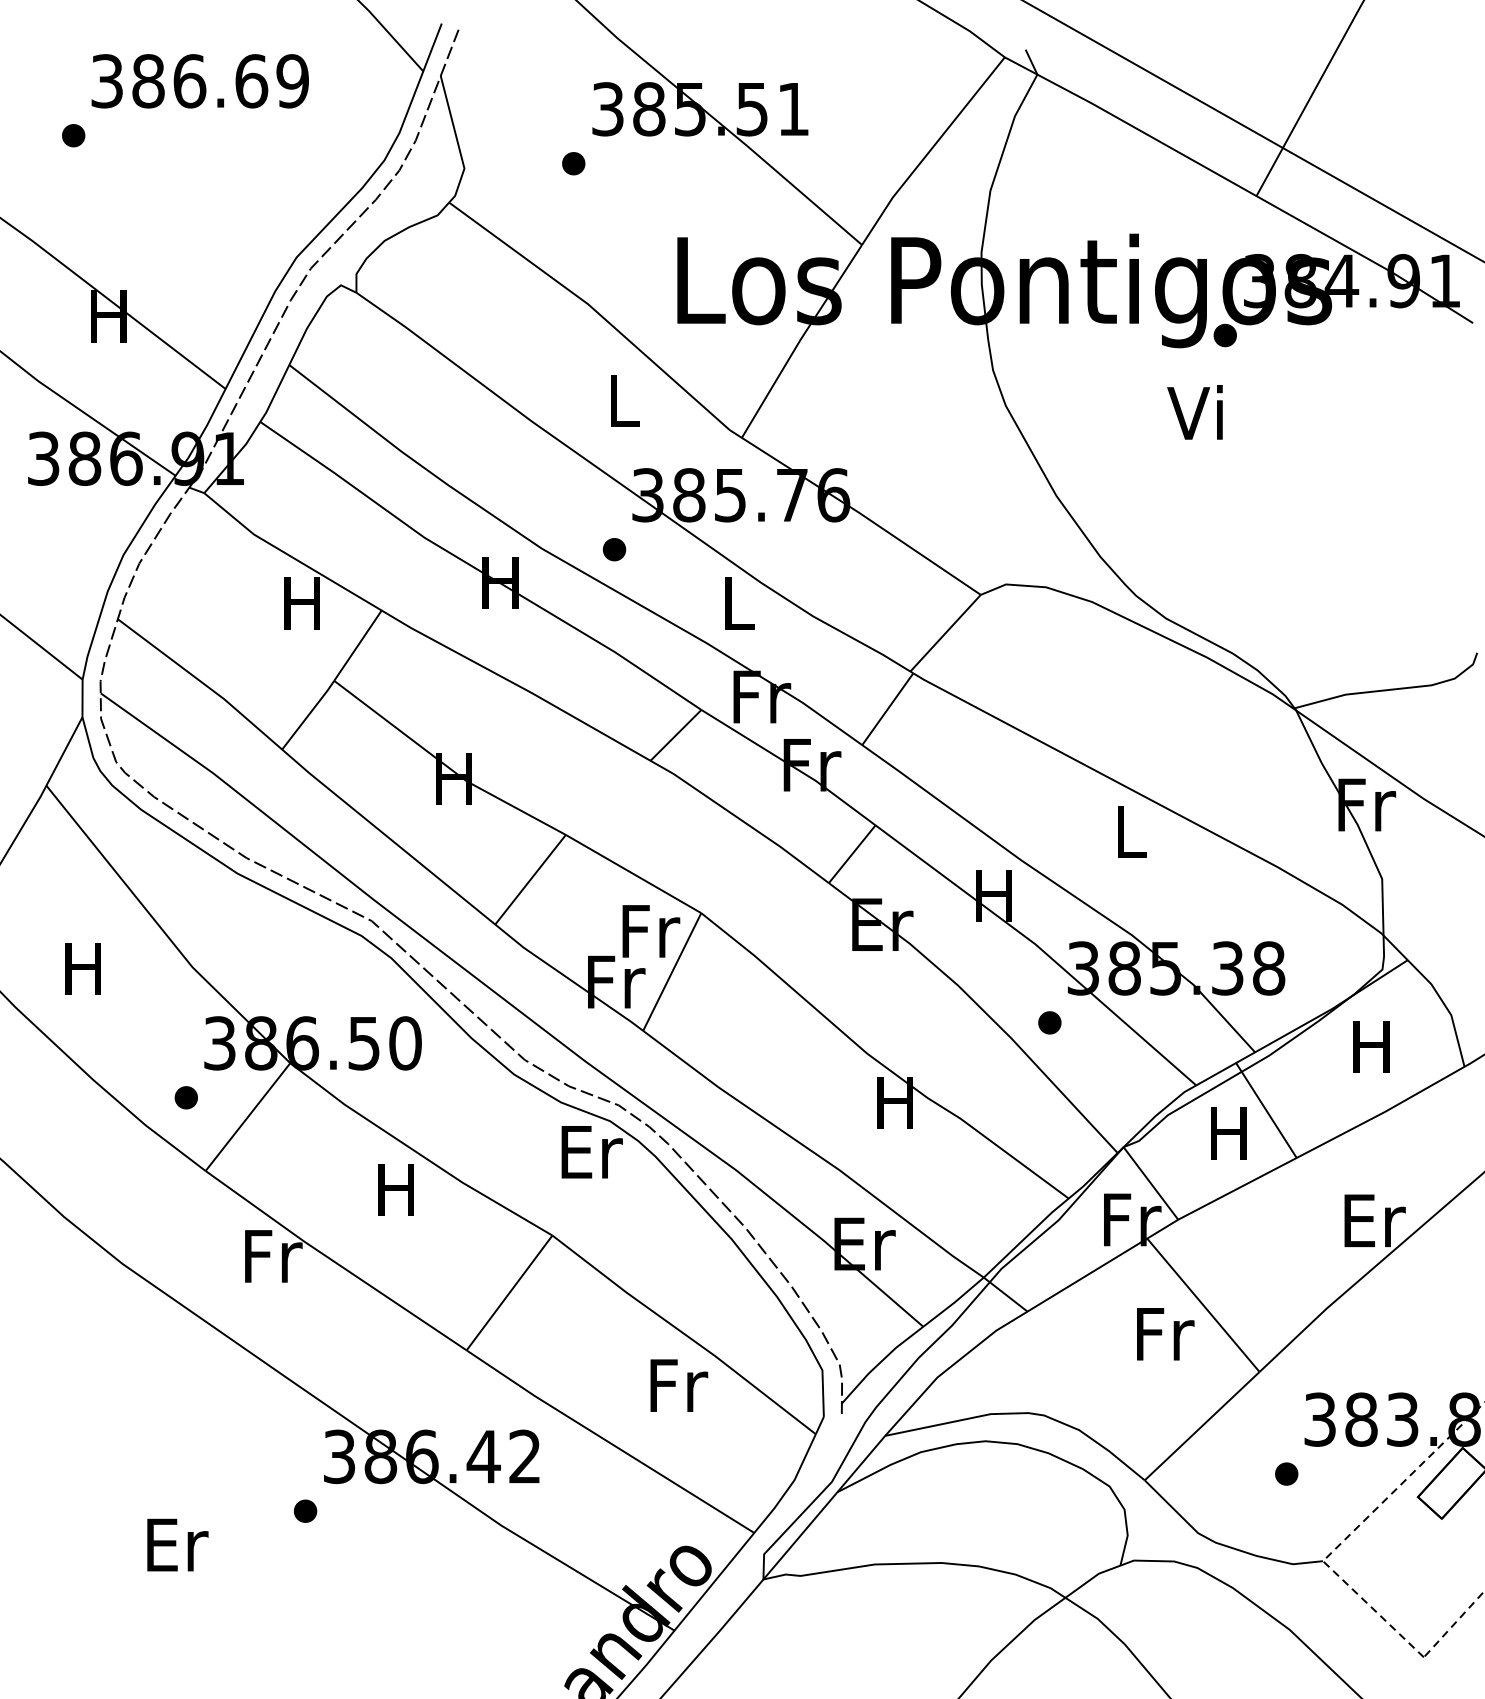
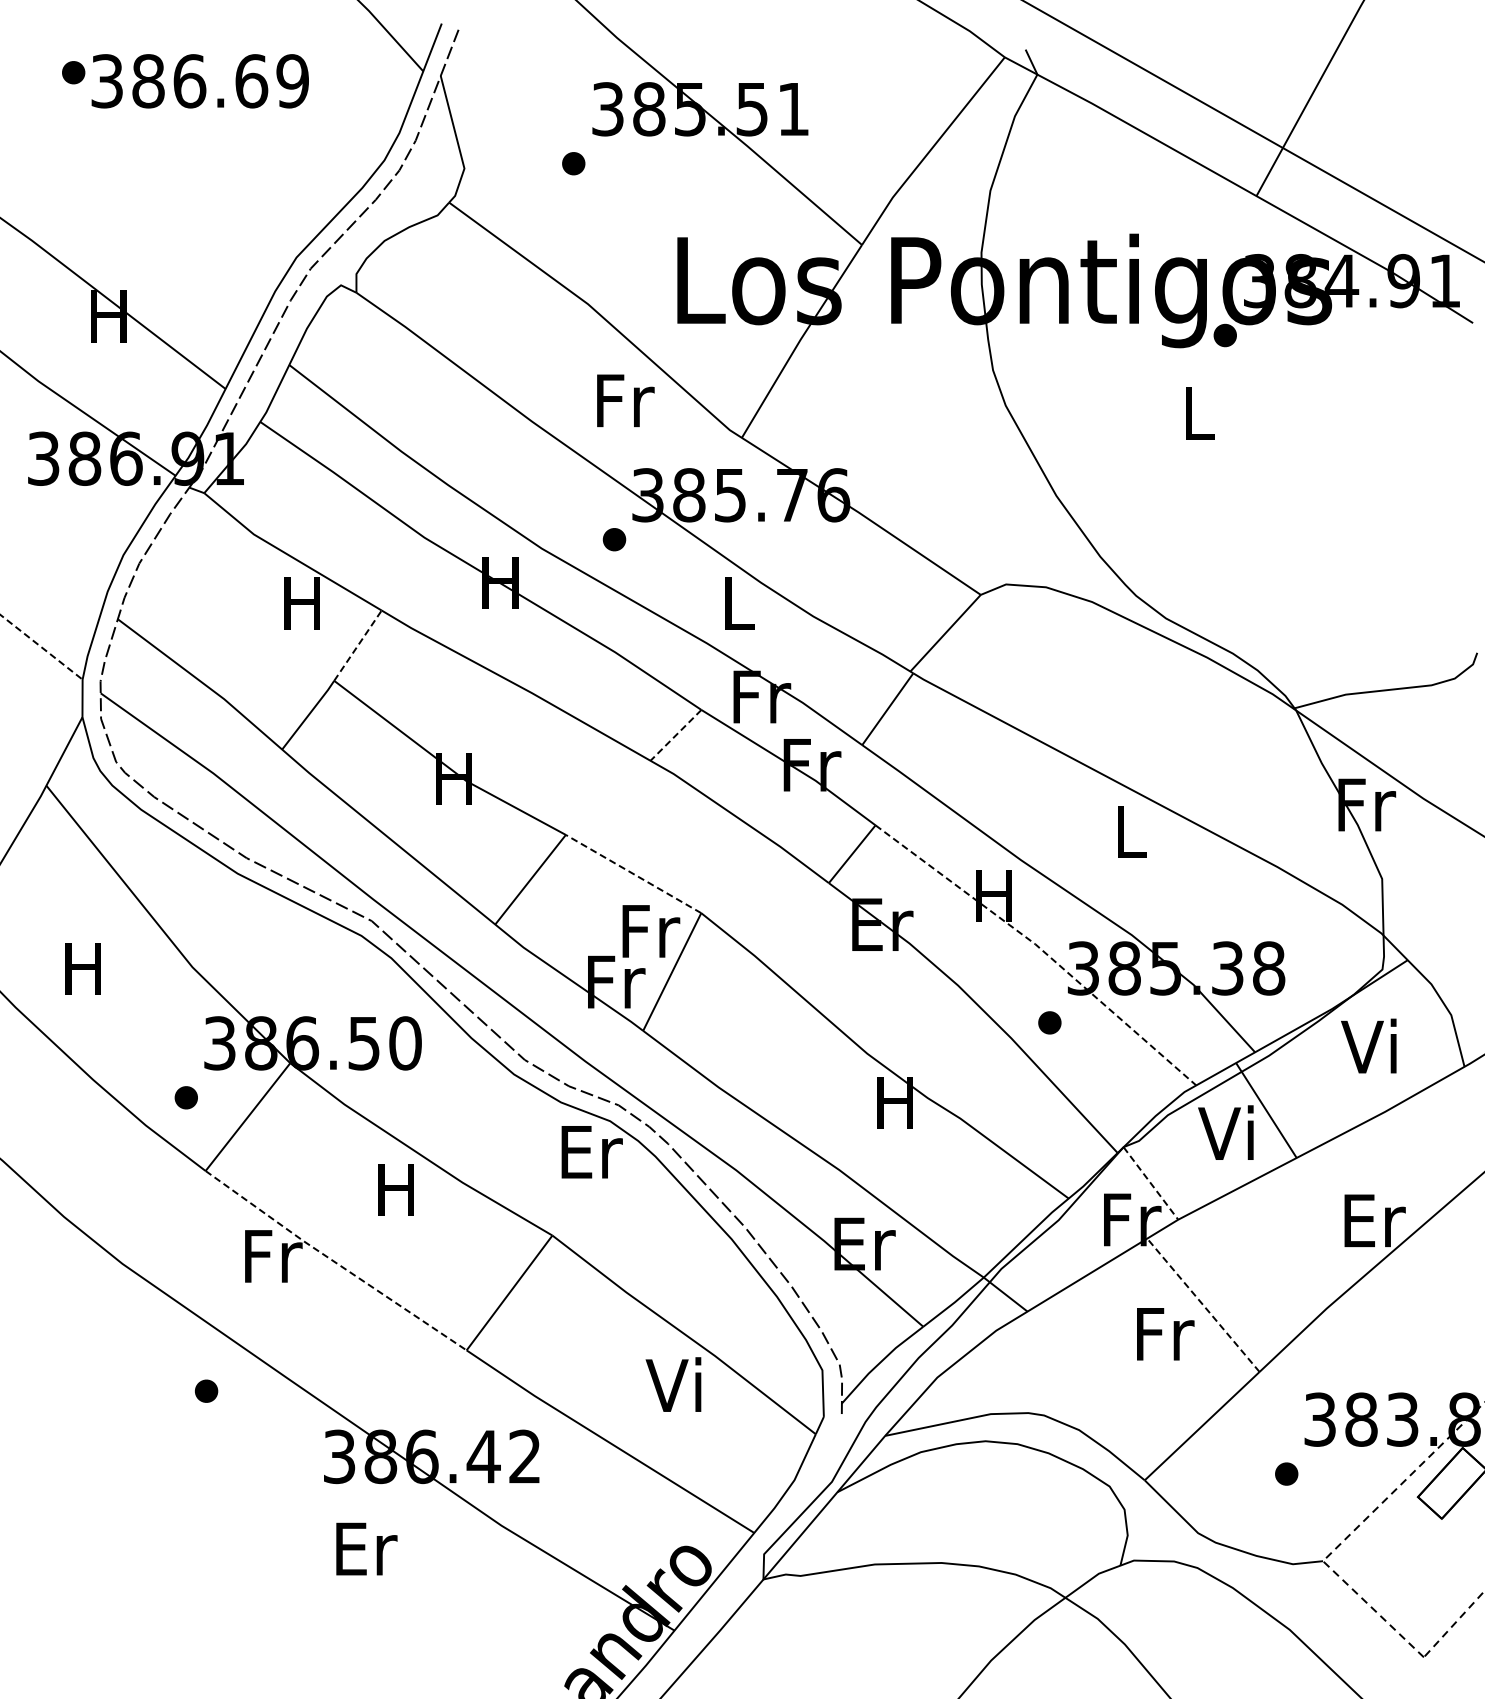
part position: (73, 135) -> (73, 72) (73, 72)
text: L -> Fr (625, 400)
text: Vi -> L (1194, 412)
part position: (614, 549) -> (614, 539) (614, 539)
line: solid -> dashed (358, 645)
line: solid -> dashed (41, 647)
line: solid -> dashed (676, 735)
line: solid -> dashed (633, 873)
line: solid -> dashed (1040, 948)
text: H -> Vi (1368, 1045)
text: H -> Vi (1225, 1132)
line: solid -> dashed (1151, 1183)
line: solid -> dashed (334, 1262)
line: solid -> dashed (1203, 1304)
text: Fr -> Vi (676, 1384)
part position: (305, 1510) -> (206, 1390) (206, 1390)
text position: (177, 1544) -> (366, 1548) (366, 1548)
